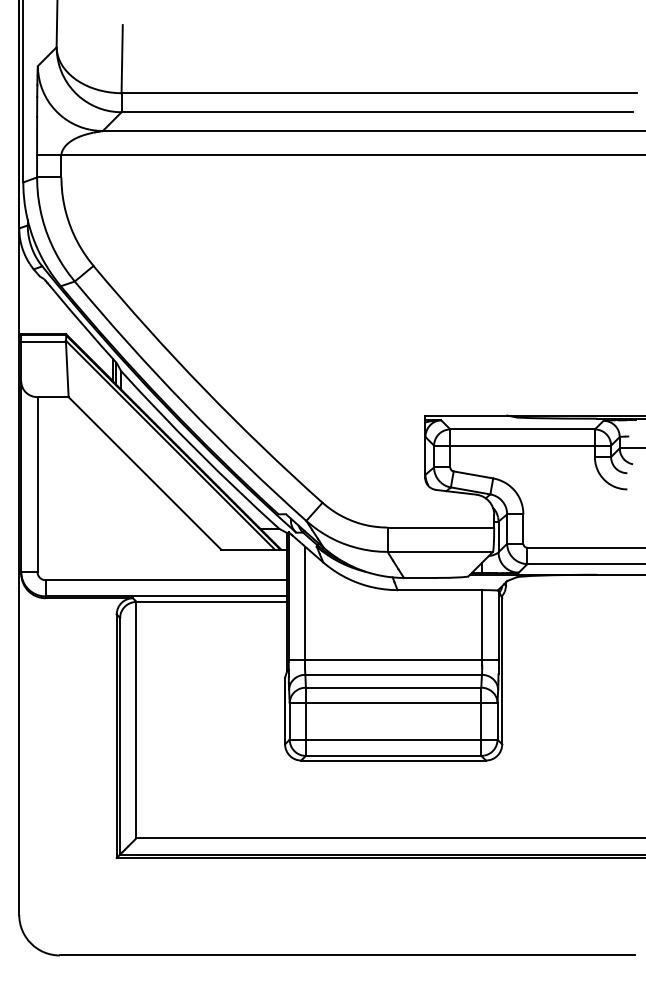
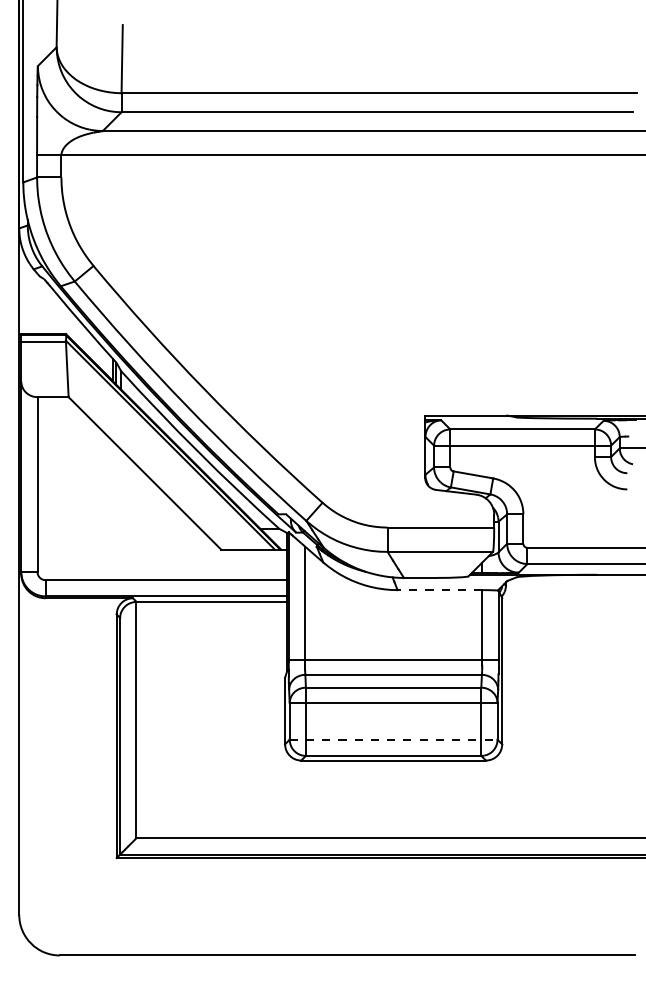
line: solid -> dashed (439, 590)
line: solid -> dashed (393, 739)
